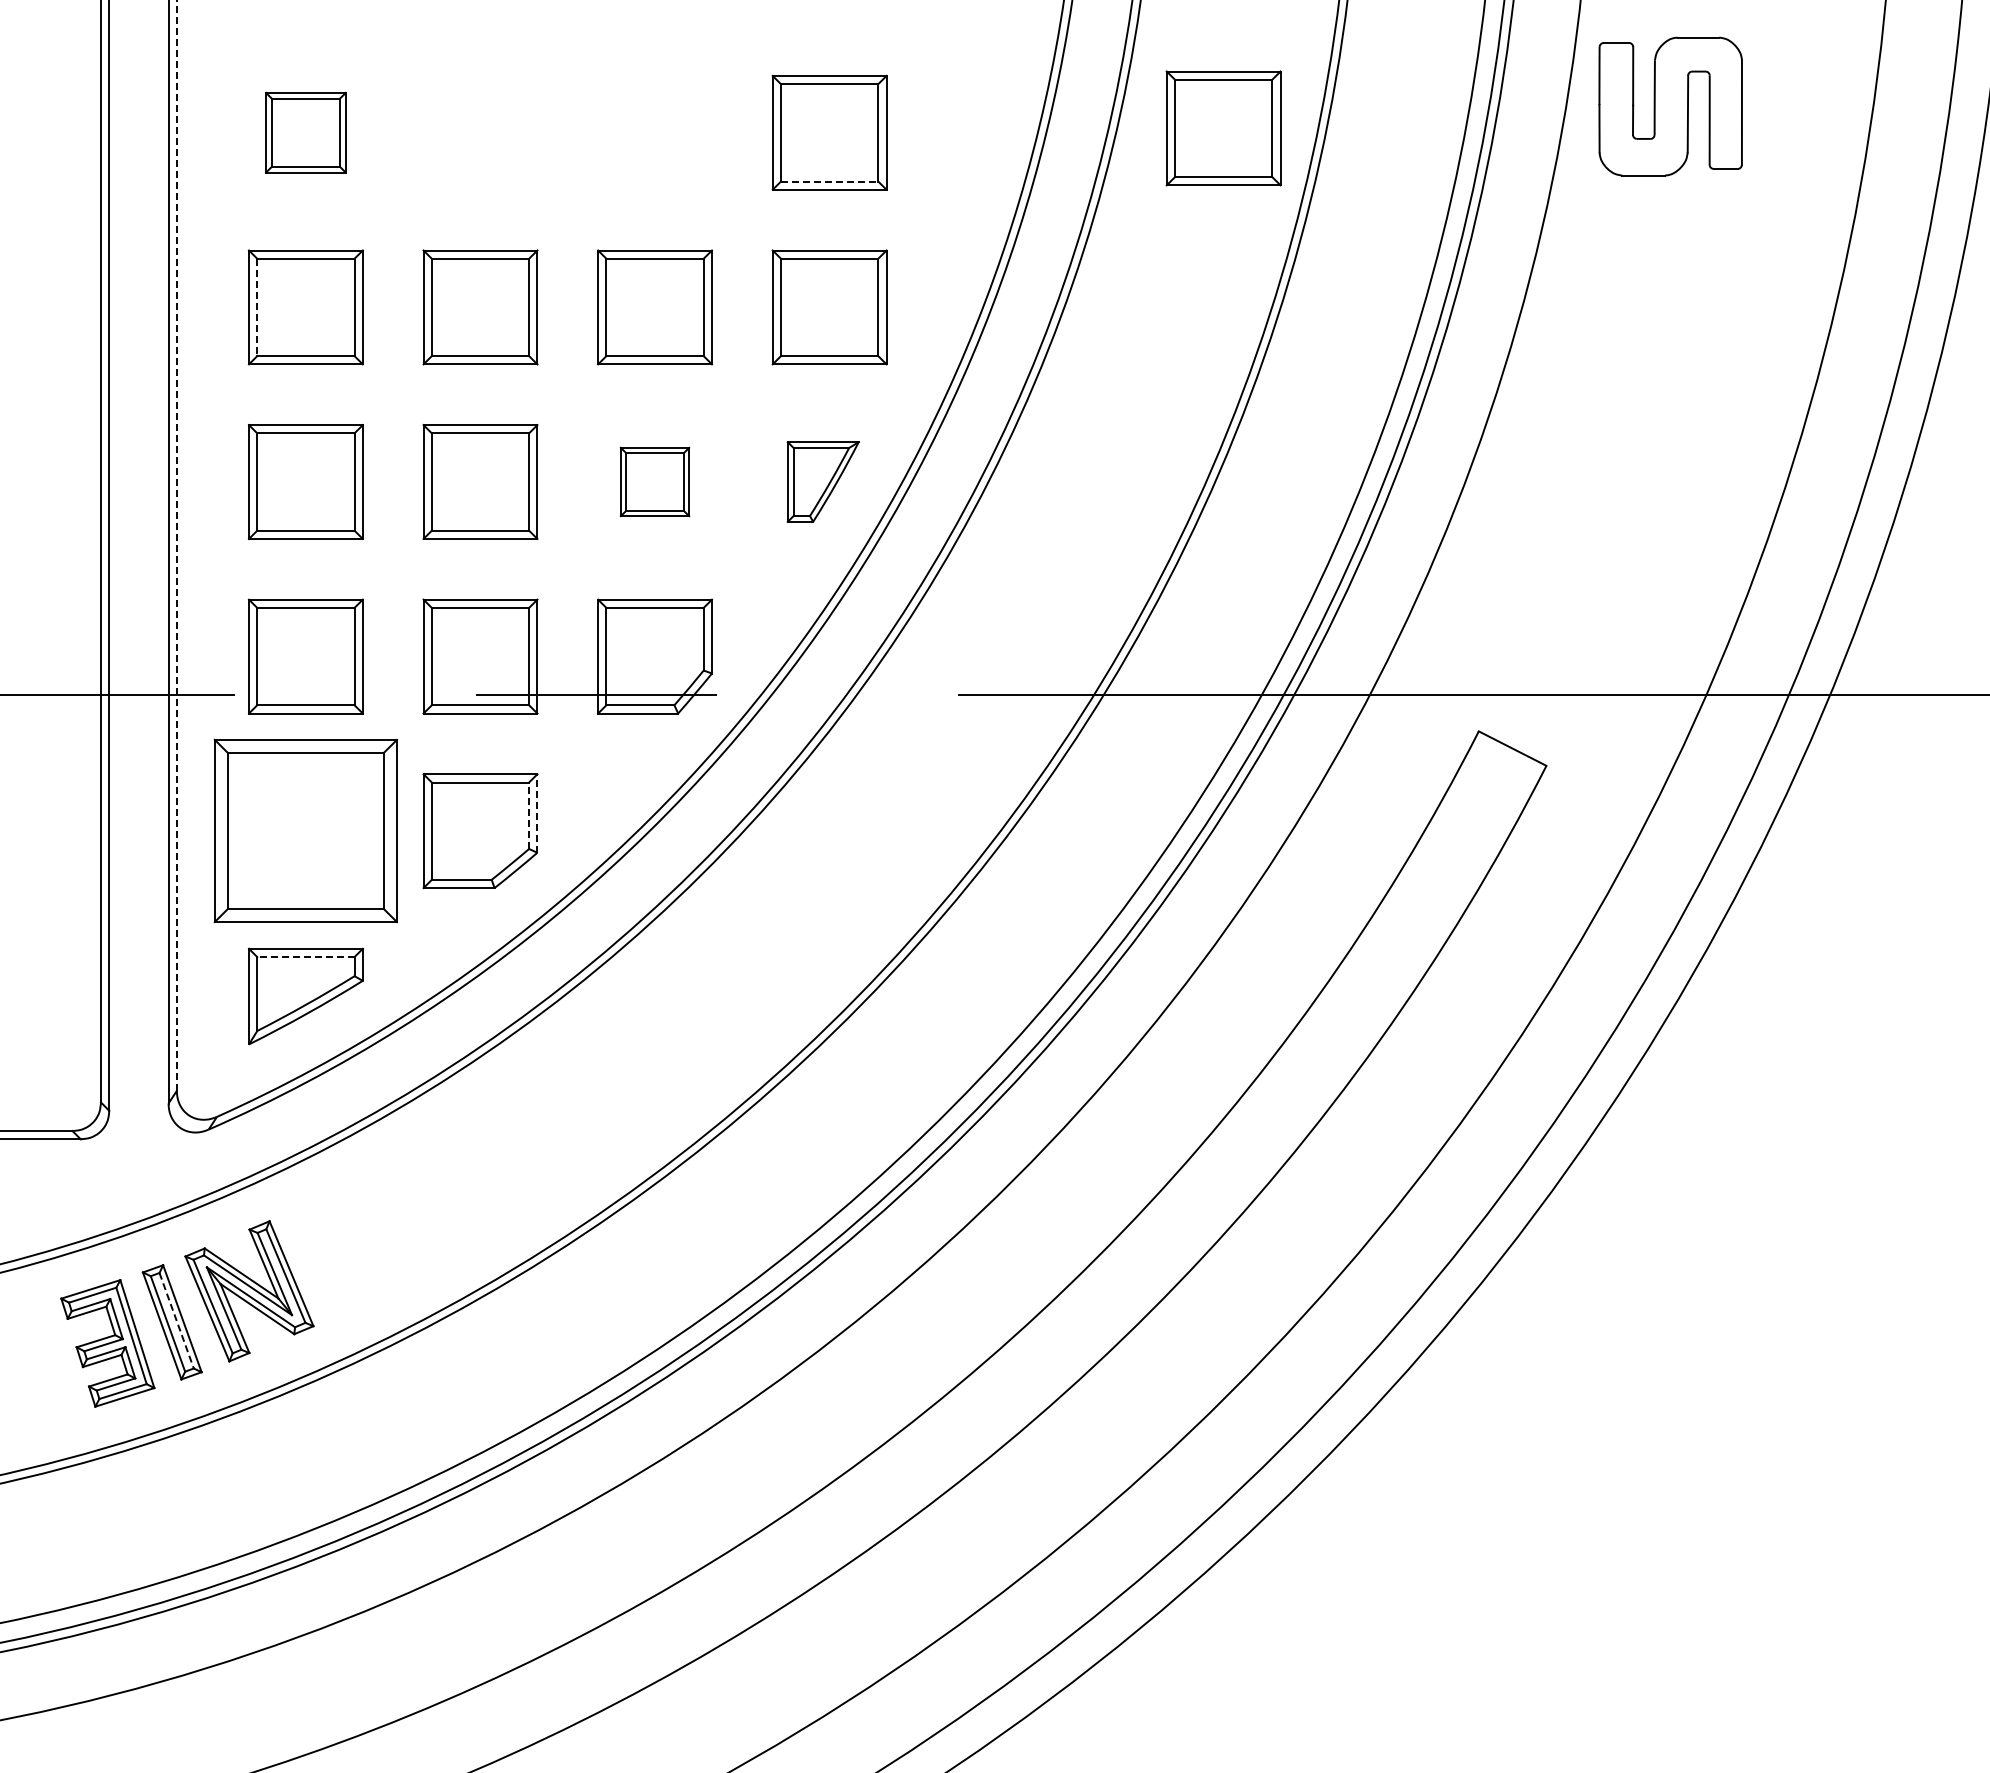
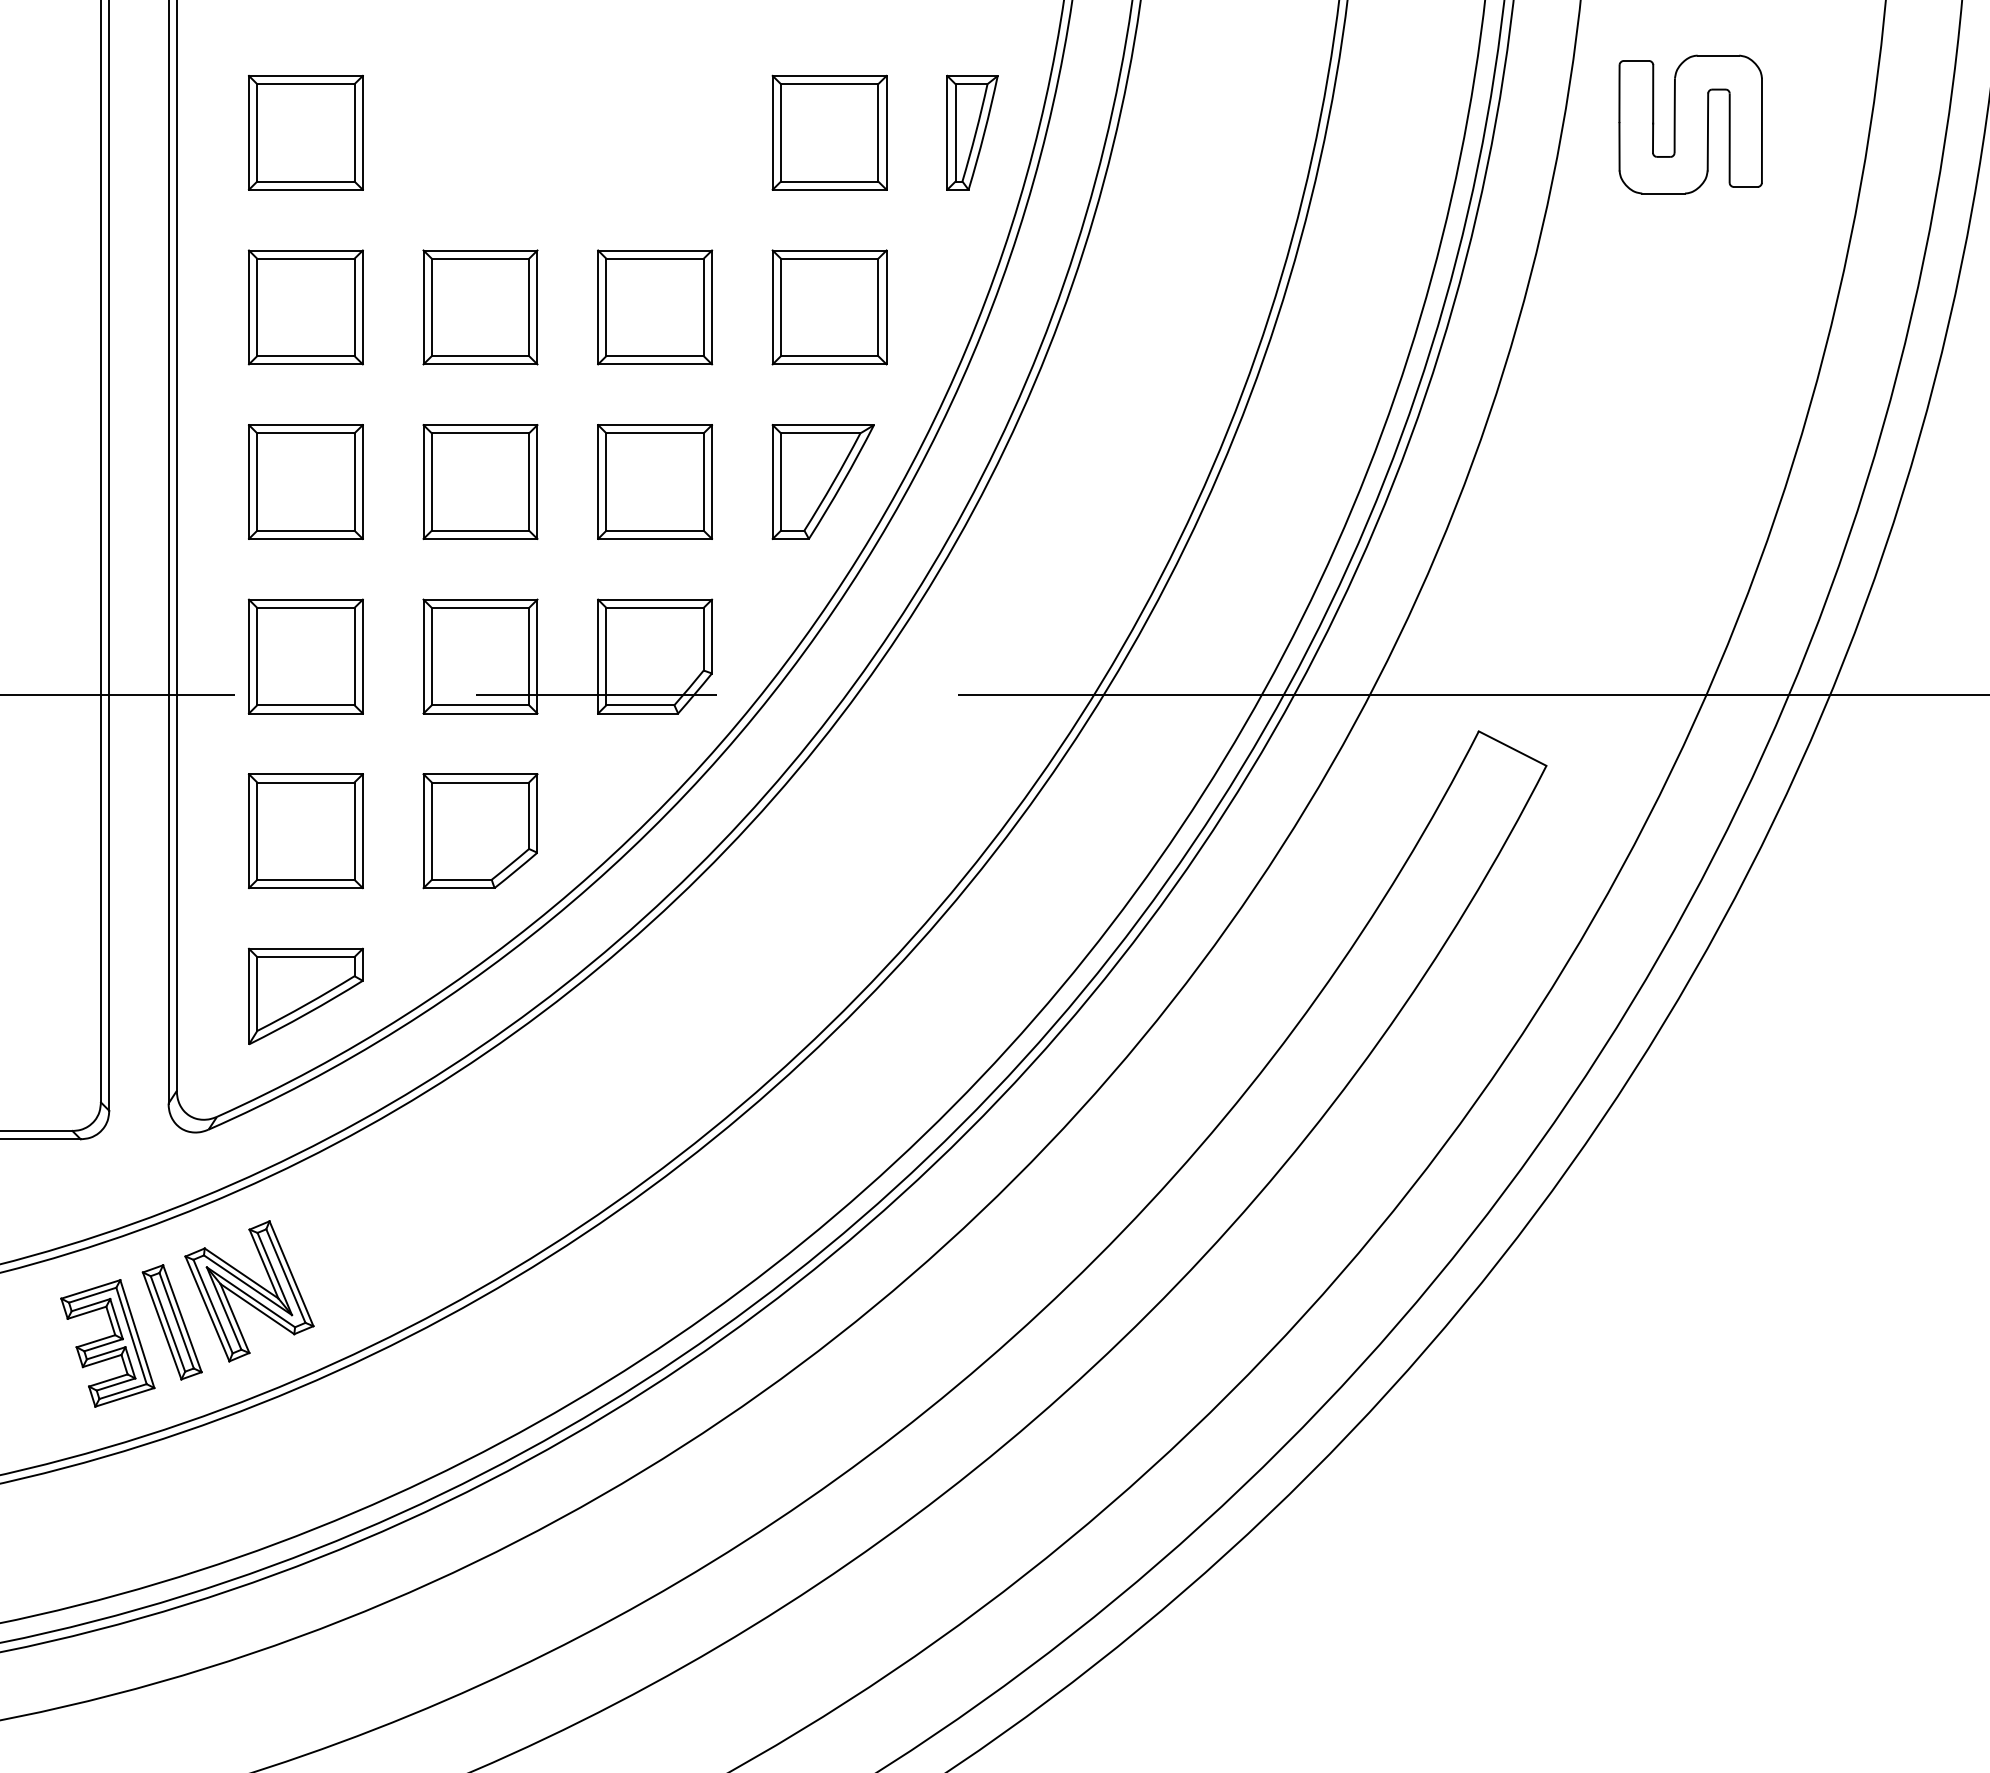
part position: (1670, 106) -> (1690, 124) (1690, 124)
part: present -> none (1223, 128)
part size: 82x83 px -> 116x117 px (305, 132)
part: none -> present (972, 132)
line: dashed -> solid (829, 181)
line: dashed -> solid (257, 307)
part size: 72x72 px -> 116x116 px (654, 481)
part size: 74x82 px -> 104x116 px (822, 481)
line: dashed -> solid (176, 546)
line: dashed -> solid (537, 813)
line: dashed -> solid (529, 815)
part size: 185x186 px -> 116x117 px (305, 831)
line: dashed -> solid (305, 957)
line: dashed -> solid (176, 1320)
